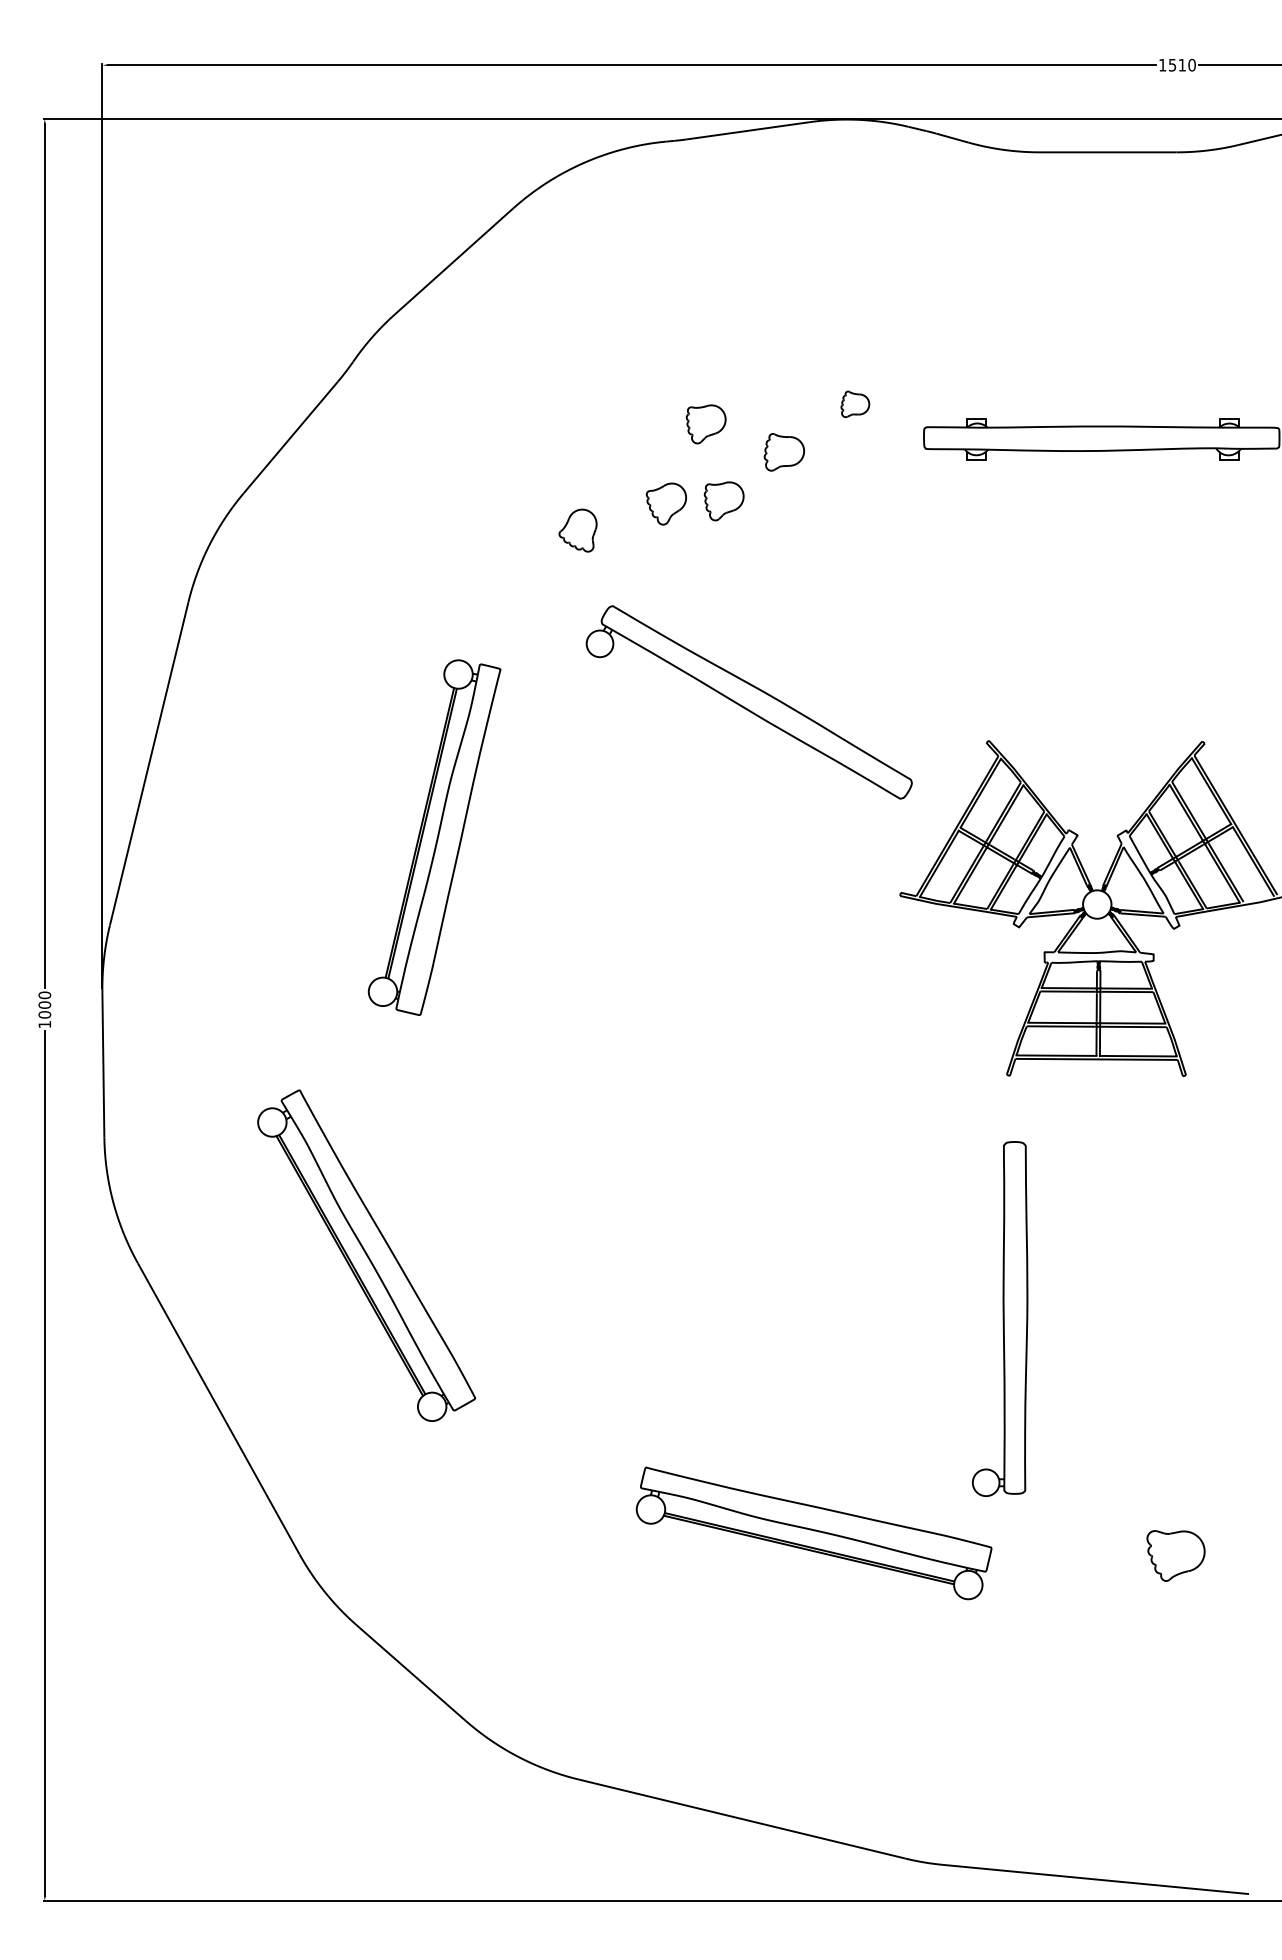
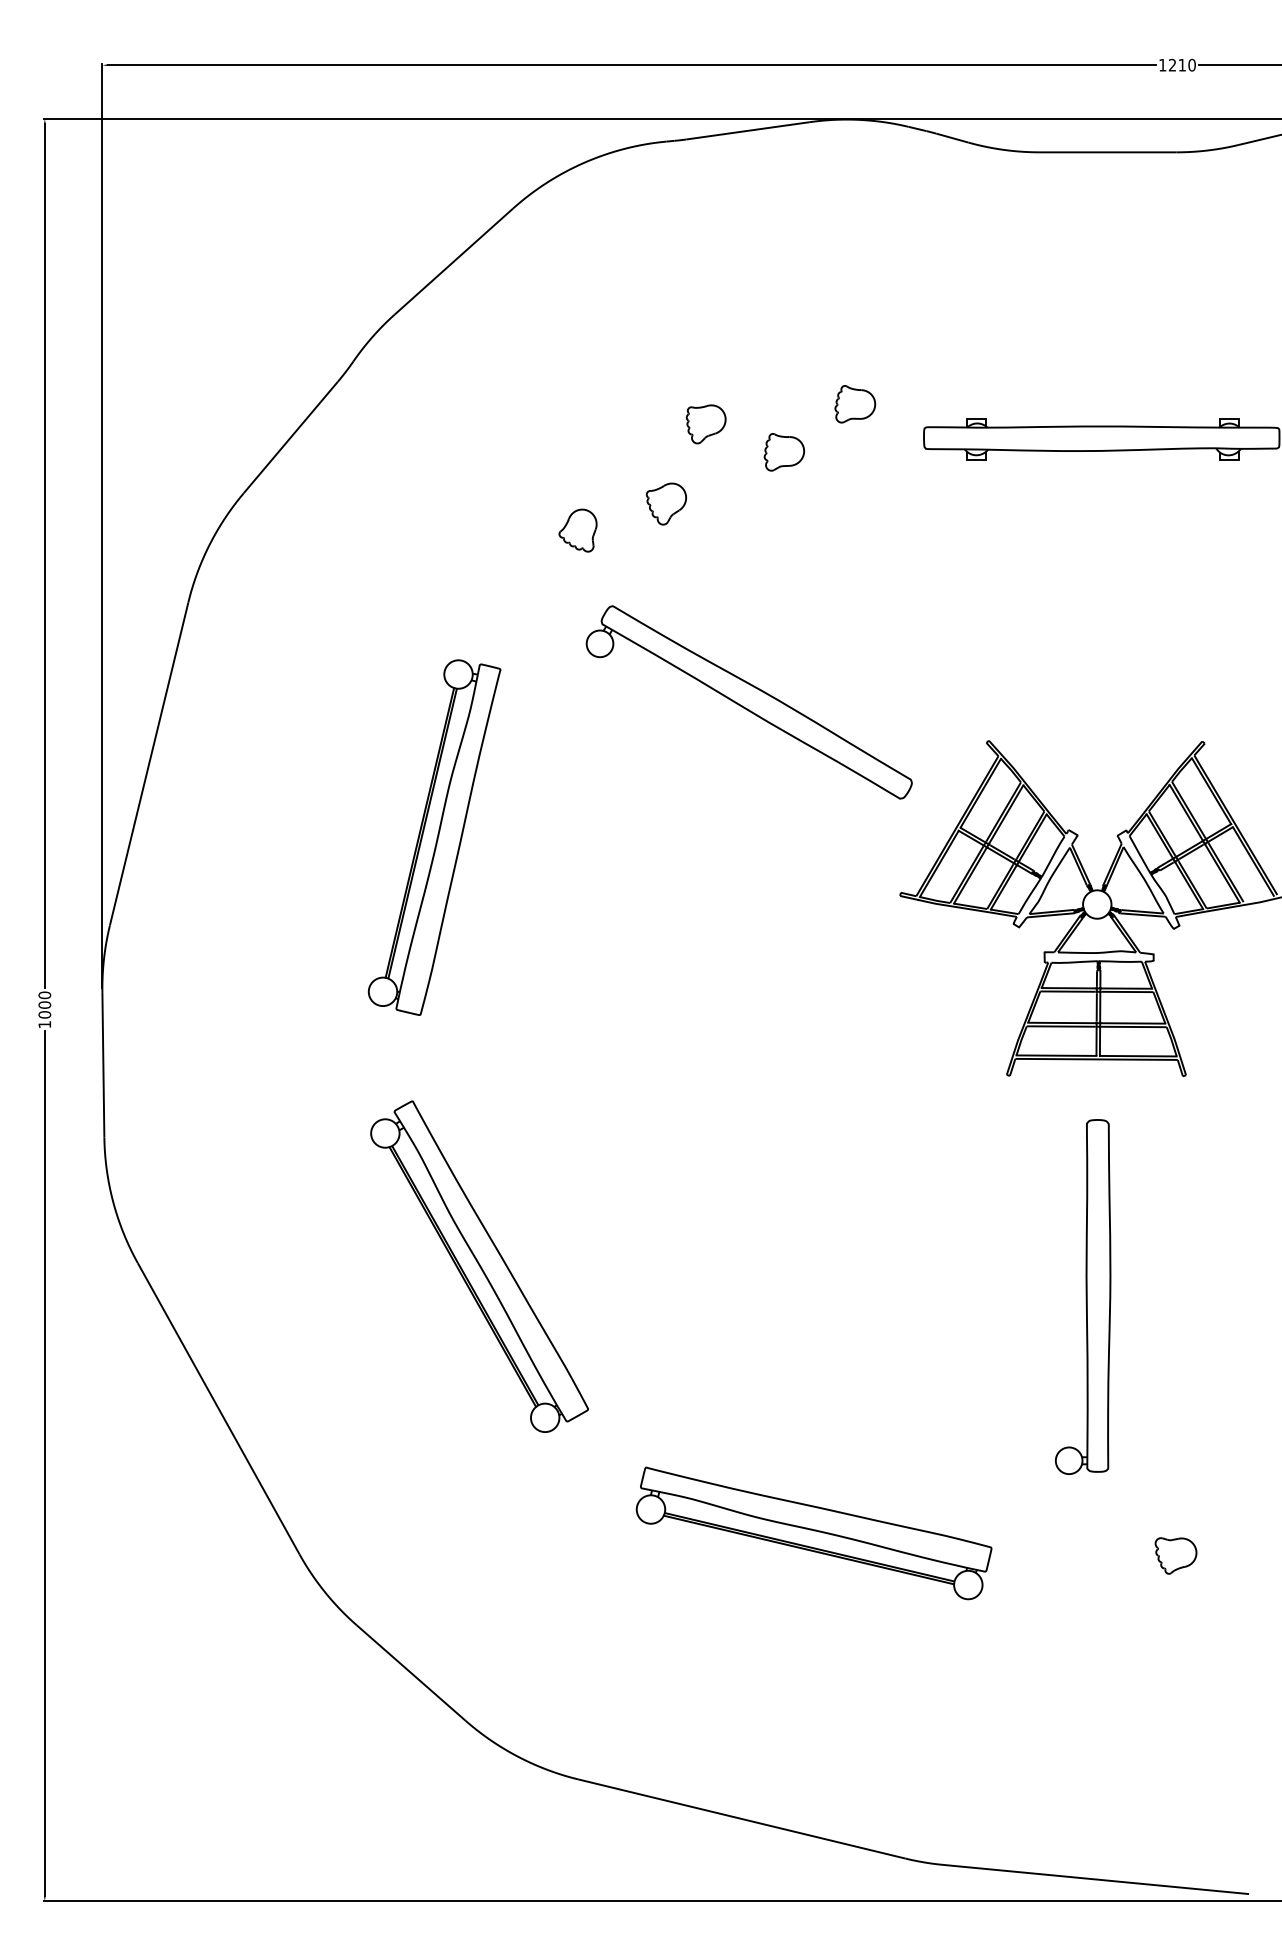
text: 1510 -> 1210 (1172, 64)
part size: 31x28 px -> 43x39 px (855, 404)
part: present -> none (723, 501)
part position: (366, 1255) -> (479, 1266) (479, 1266)
part position: (1000, 1318) -> (1083, 1296) (1083, 1296)
part size: 60x52 px -> 44x38 px (1175, 1555)
